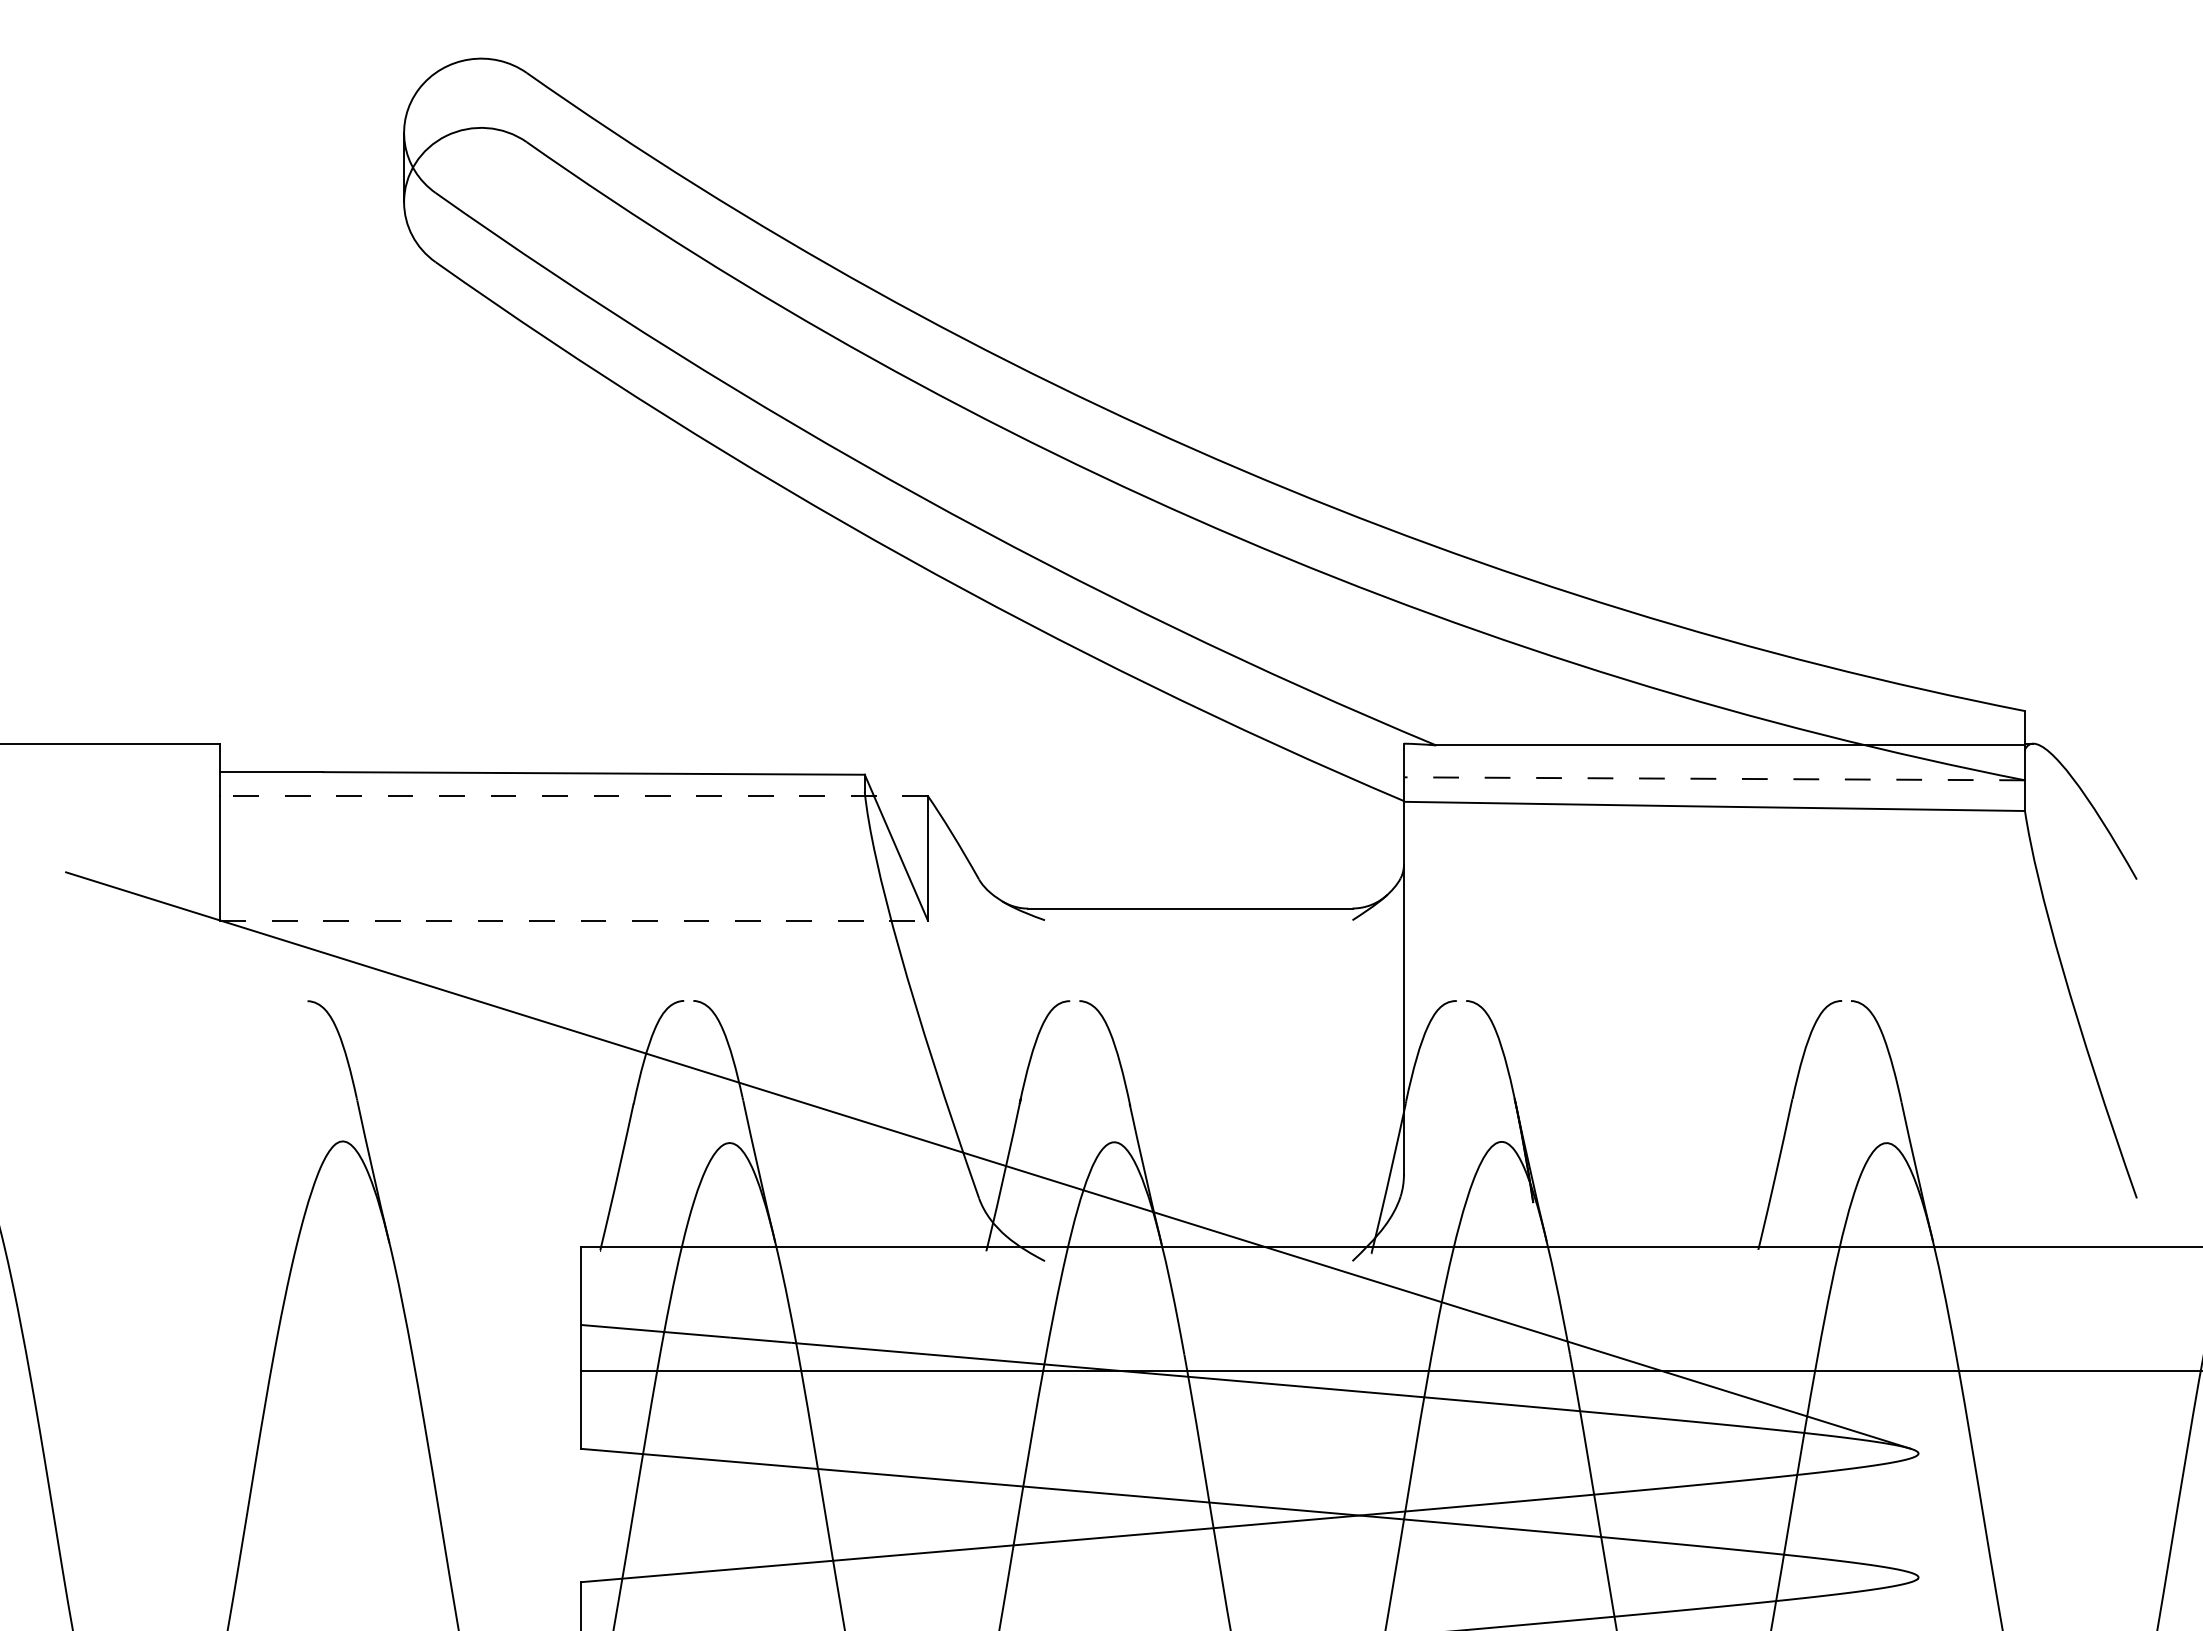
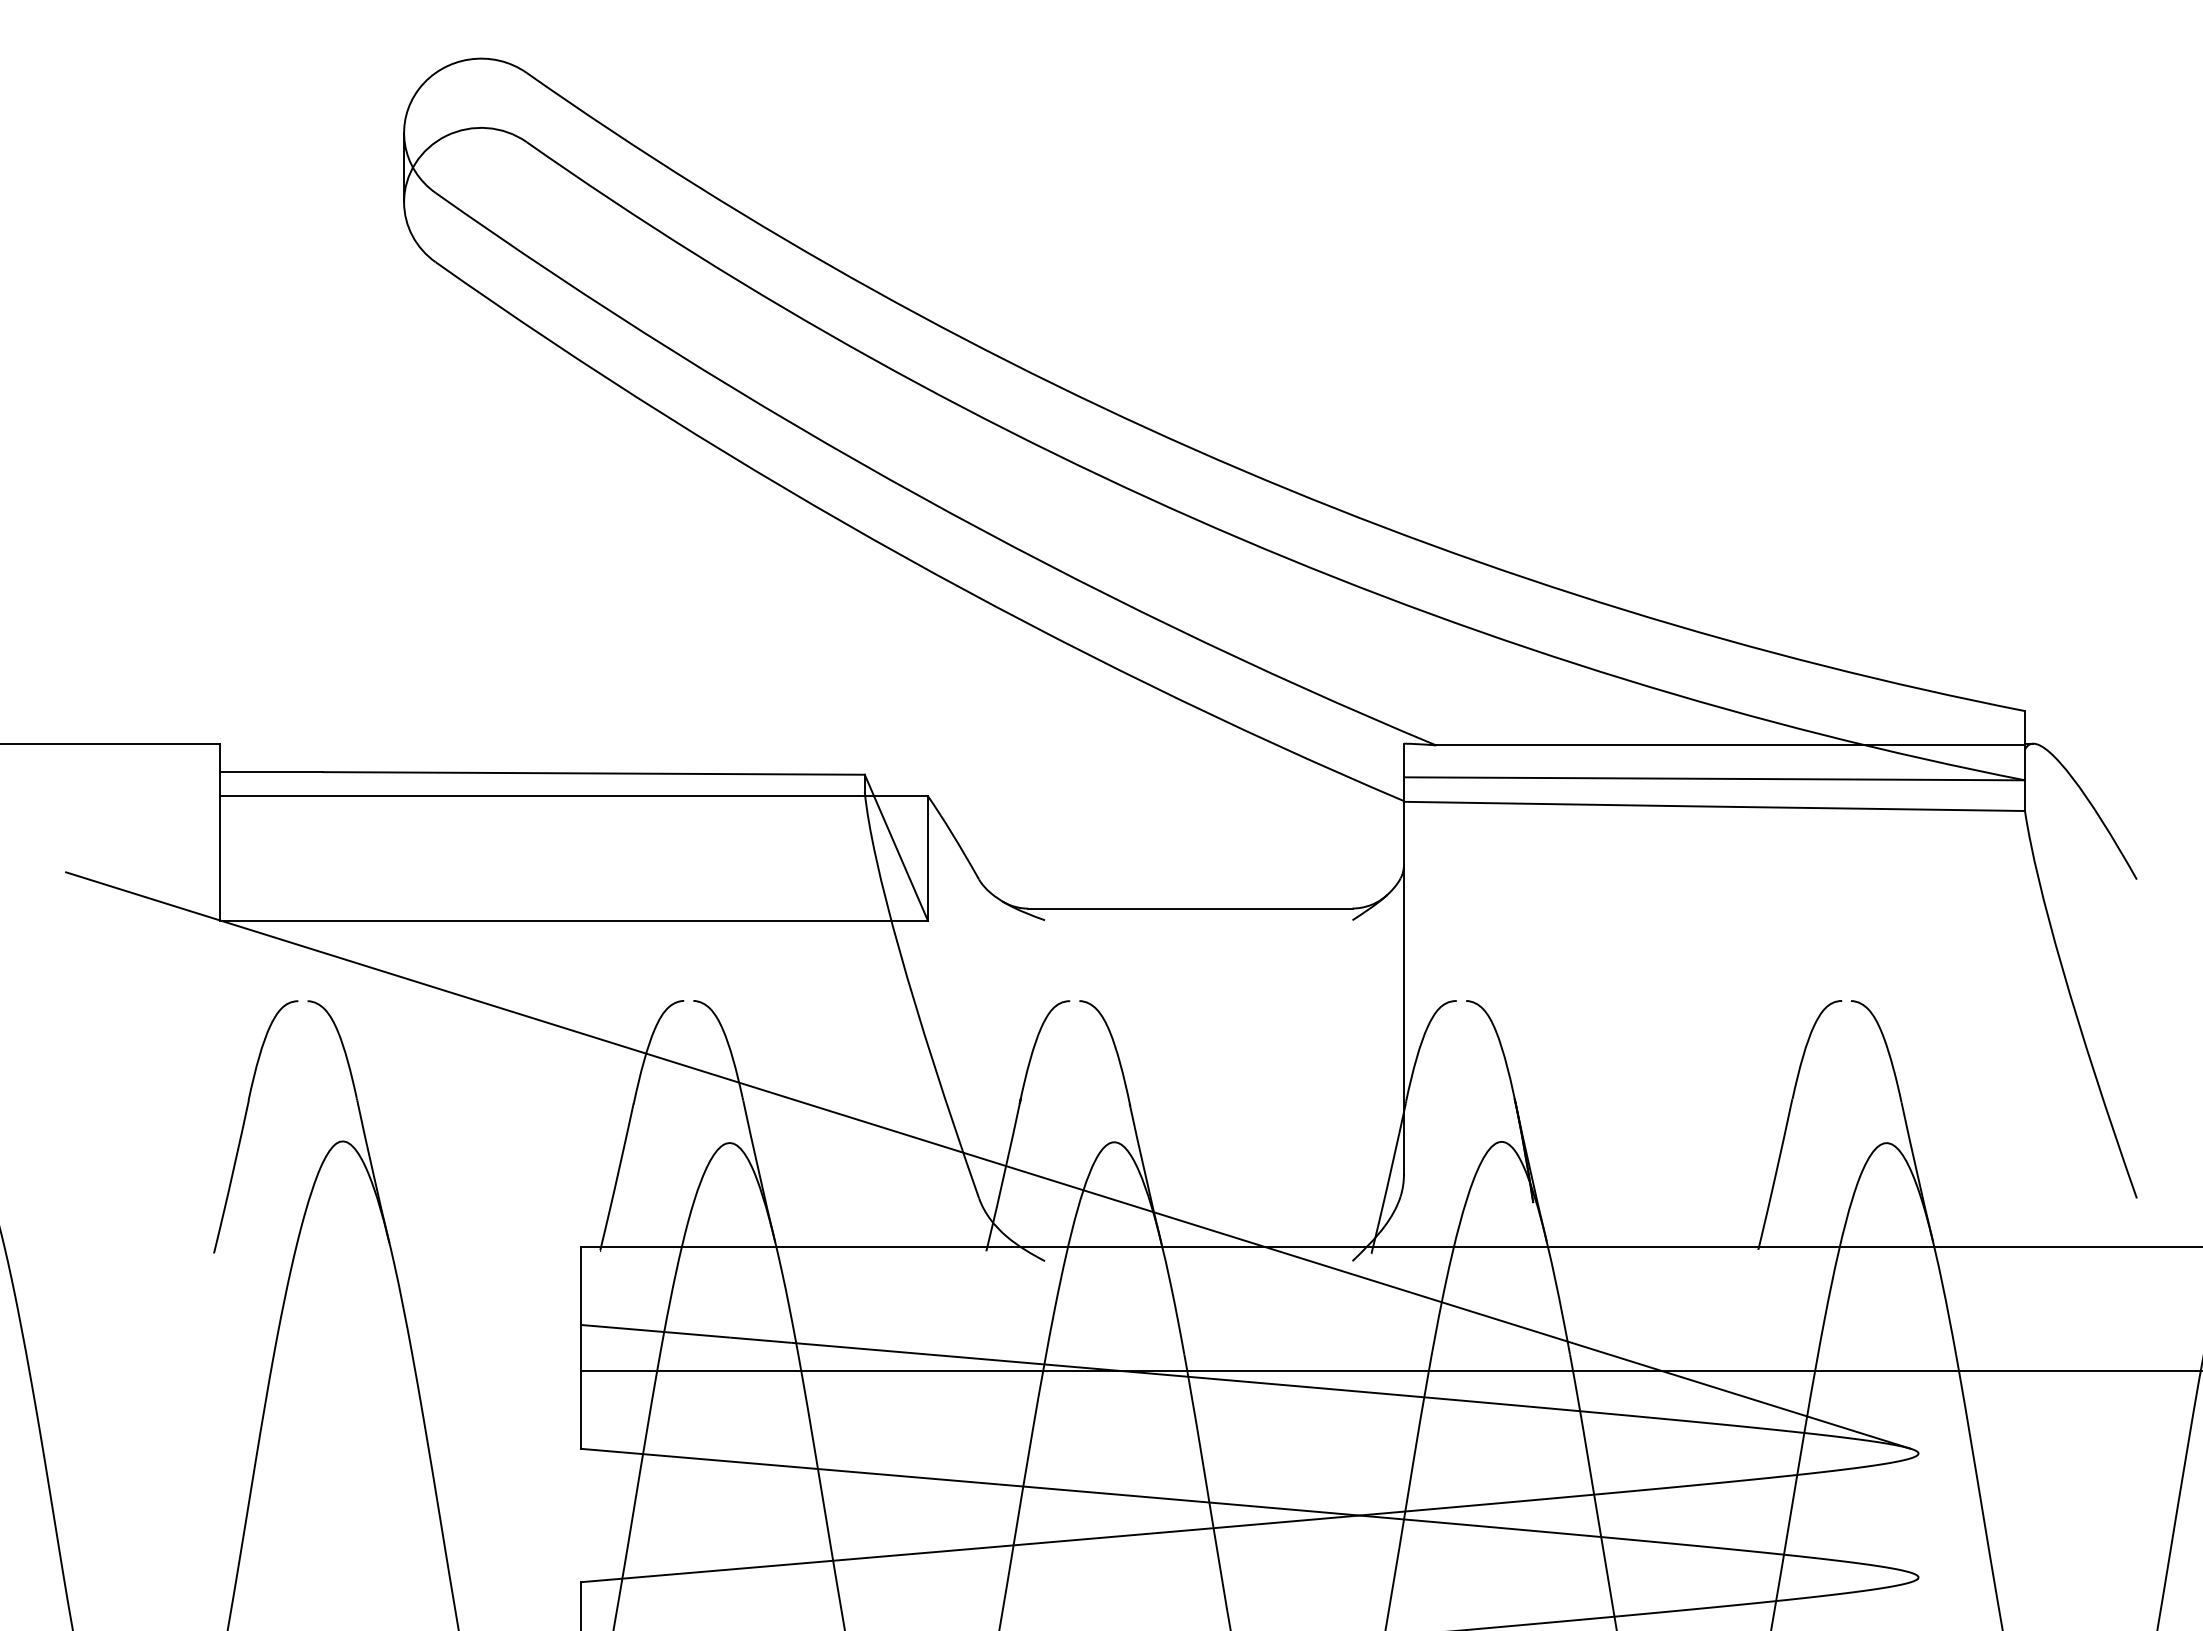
line: dashed -> solid (1714, 778)
line: dashed -> solid (574, 796)
line: dashed -> solid (574, 920)
part: none -> present (244, 1126)
